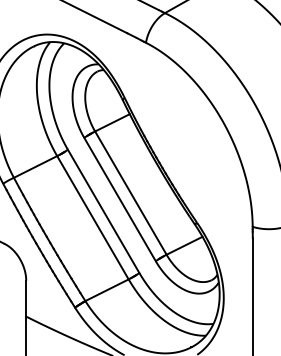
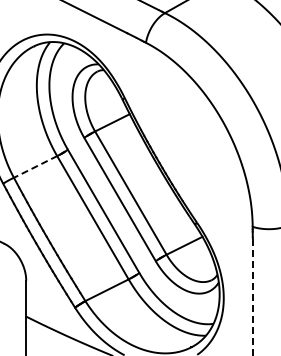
line: solid -> dashed (35, 167)
line: solid -> dashed (252, 297)
